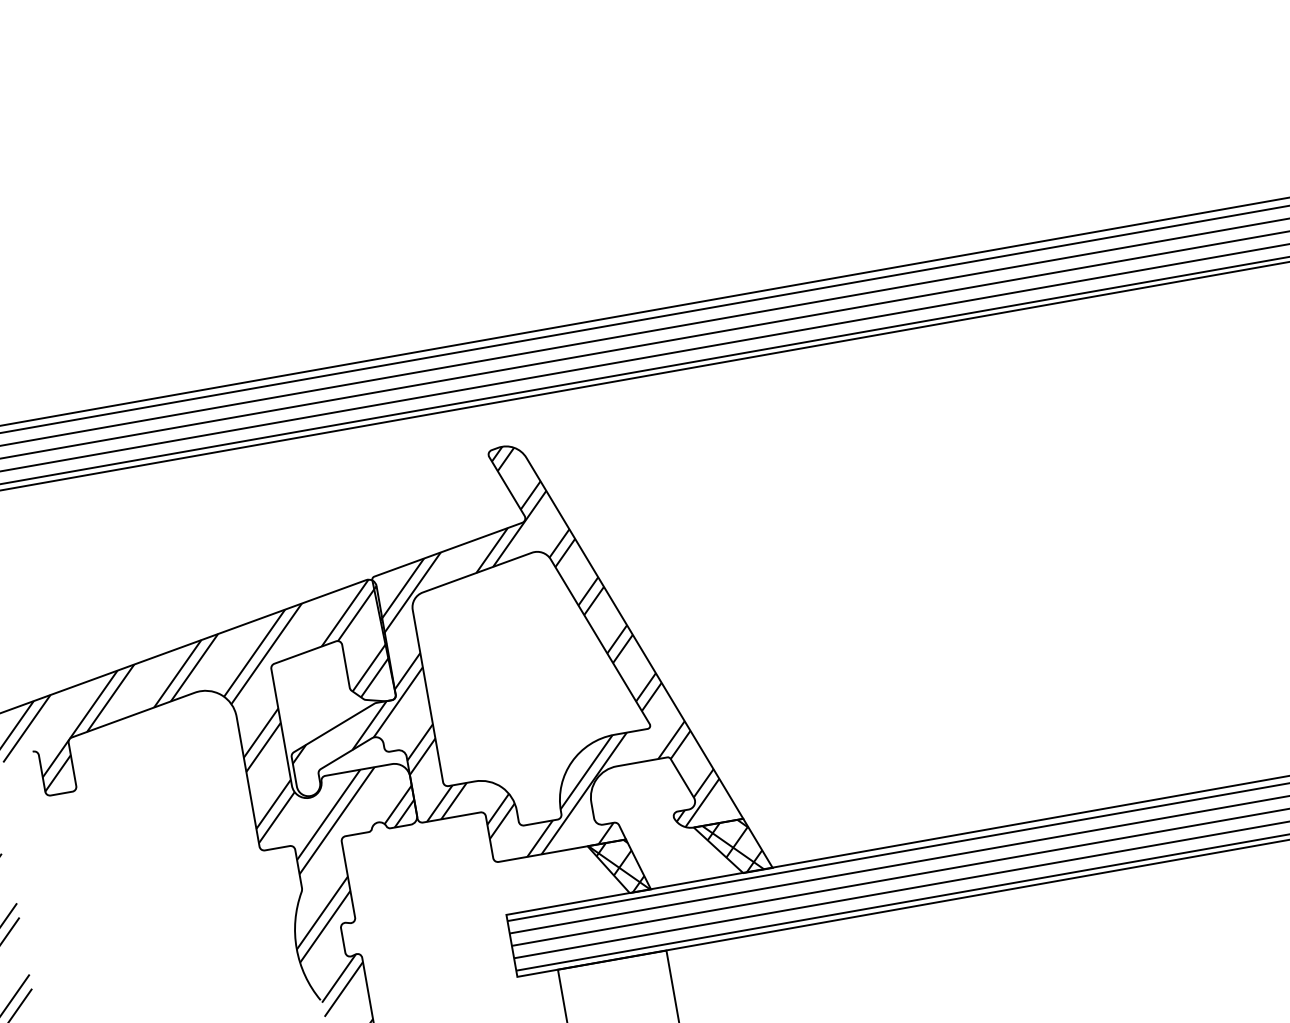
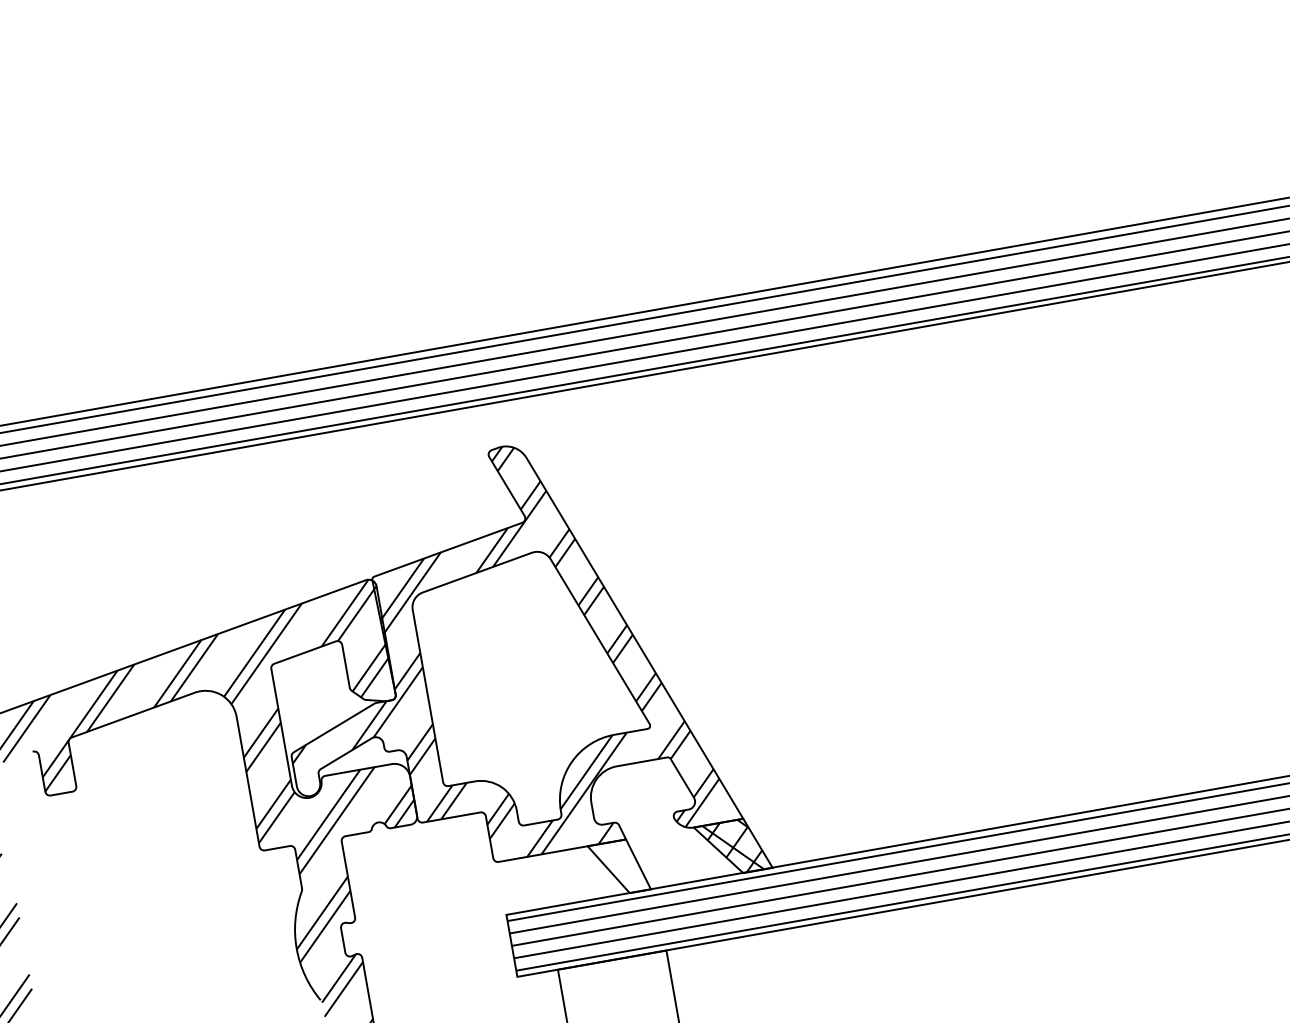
hatch: present -> none (619, 865)
